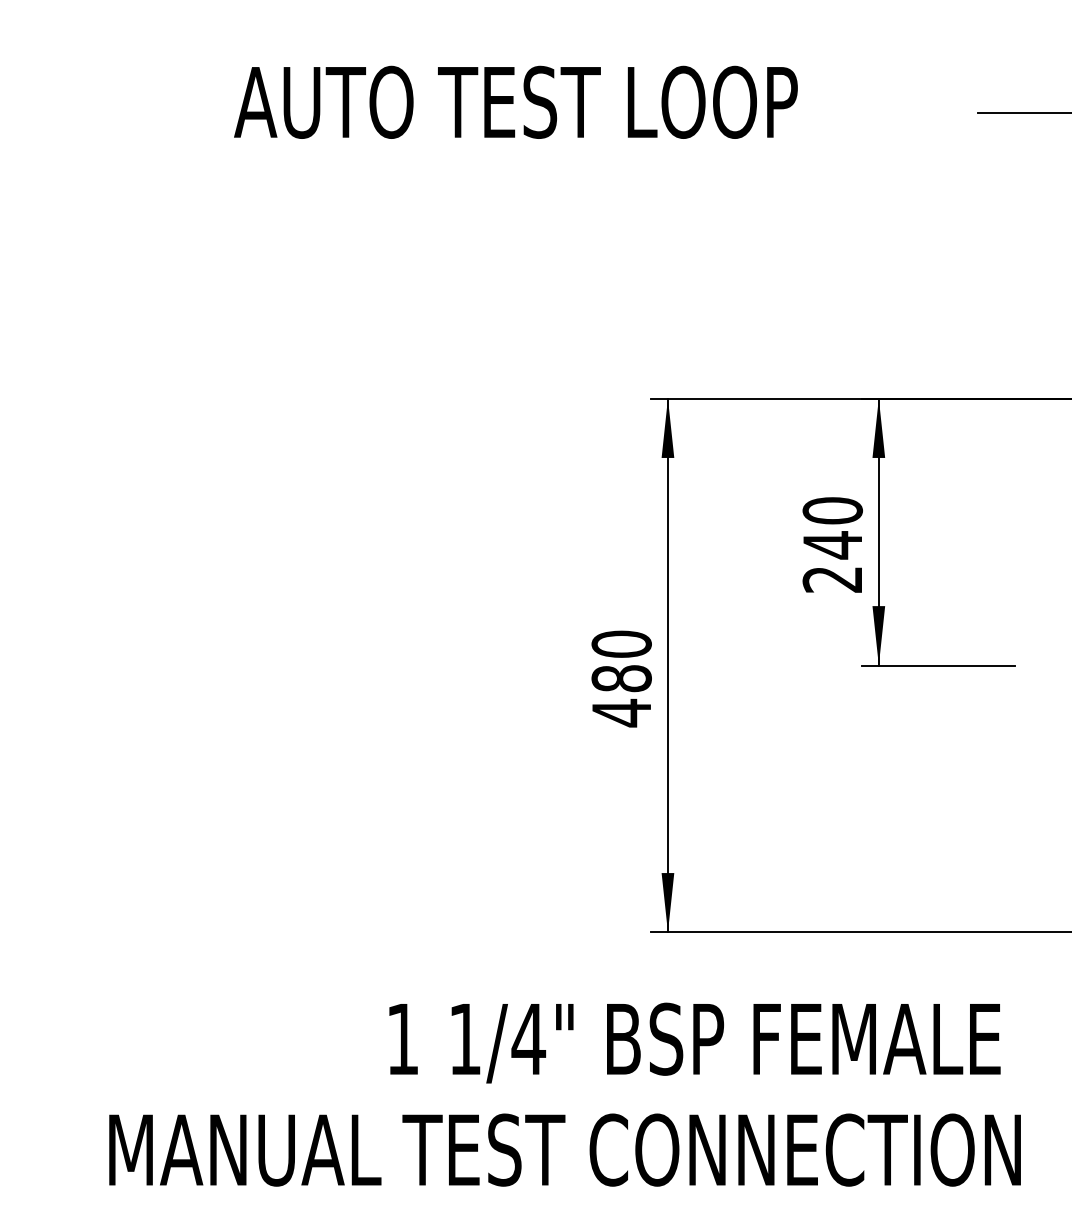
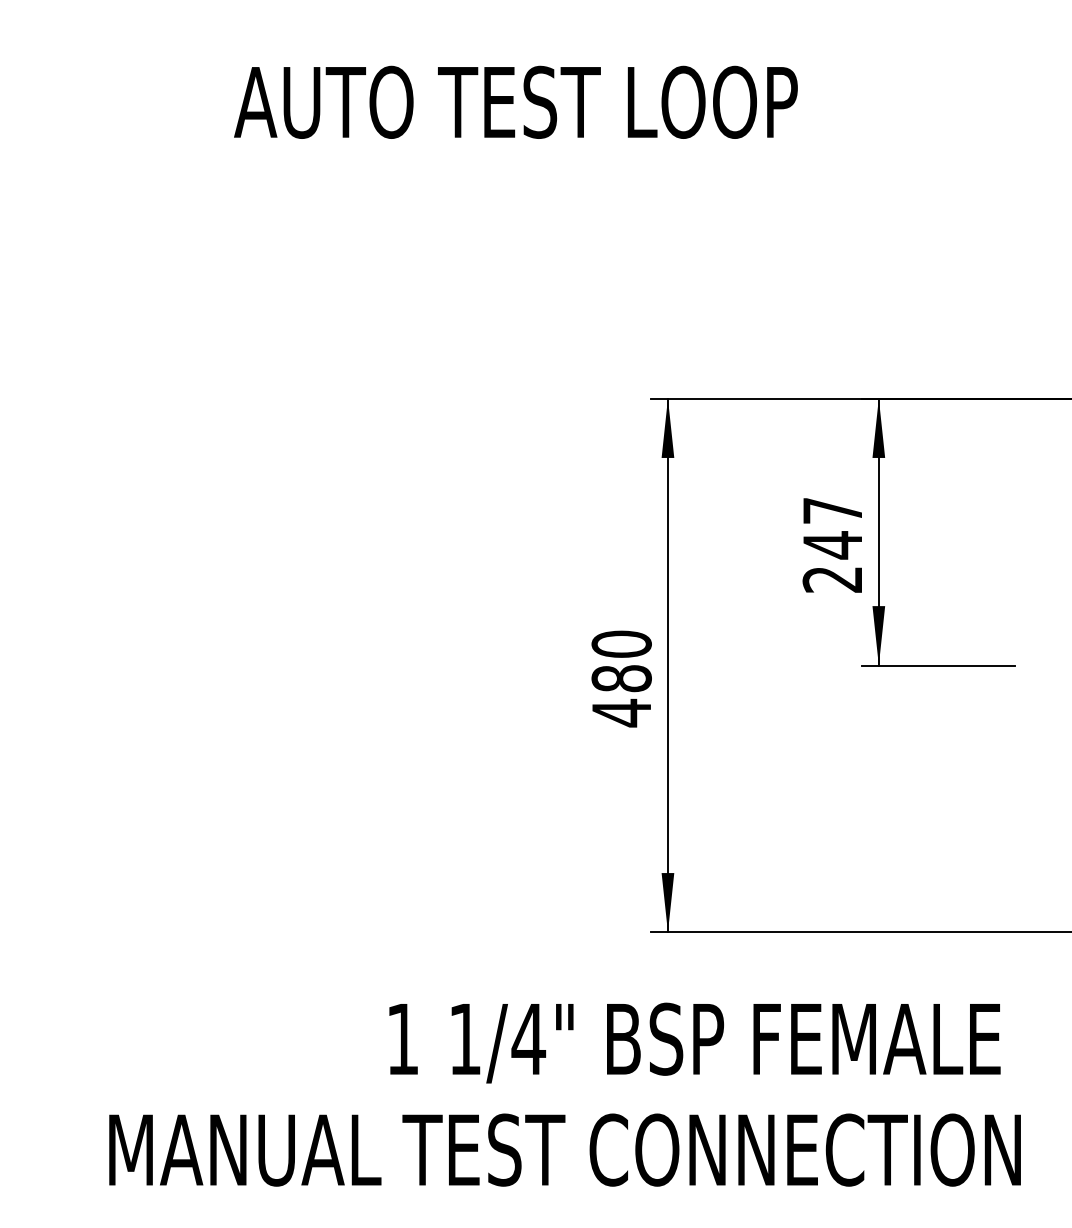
line: present -> none (1022, 112)
text: 240 -> 247 (832, 510)
